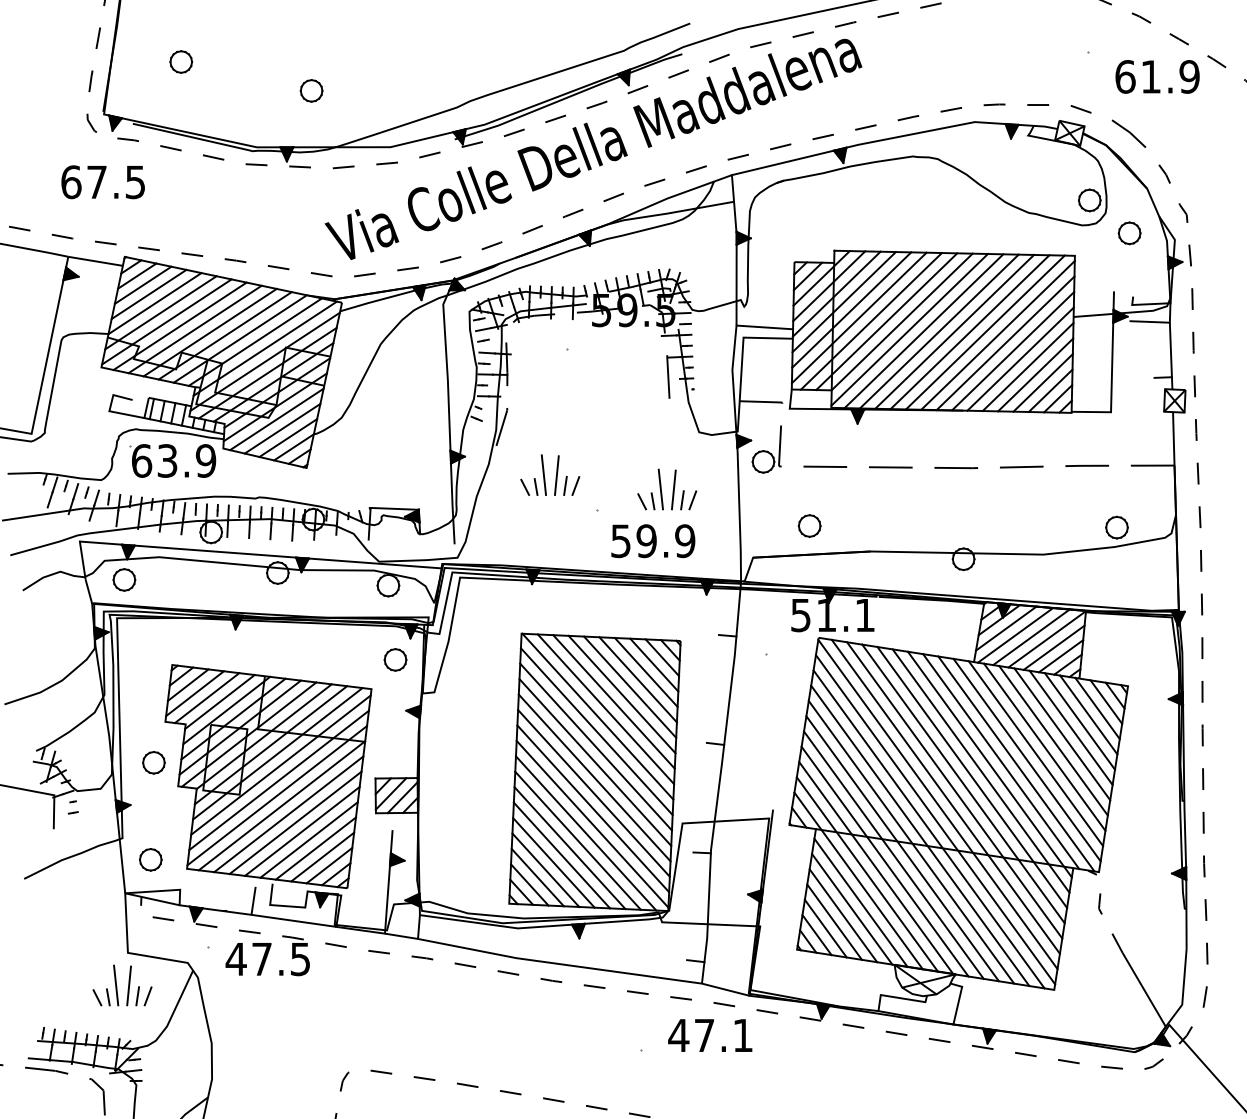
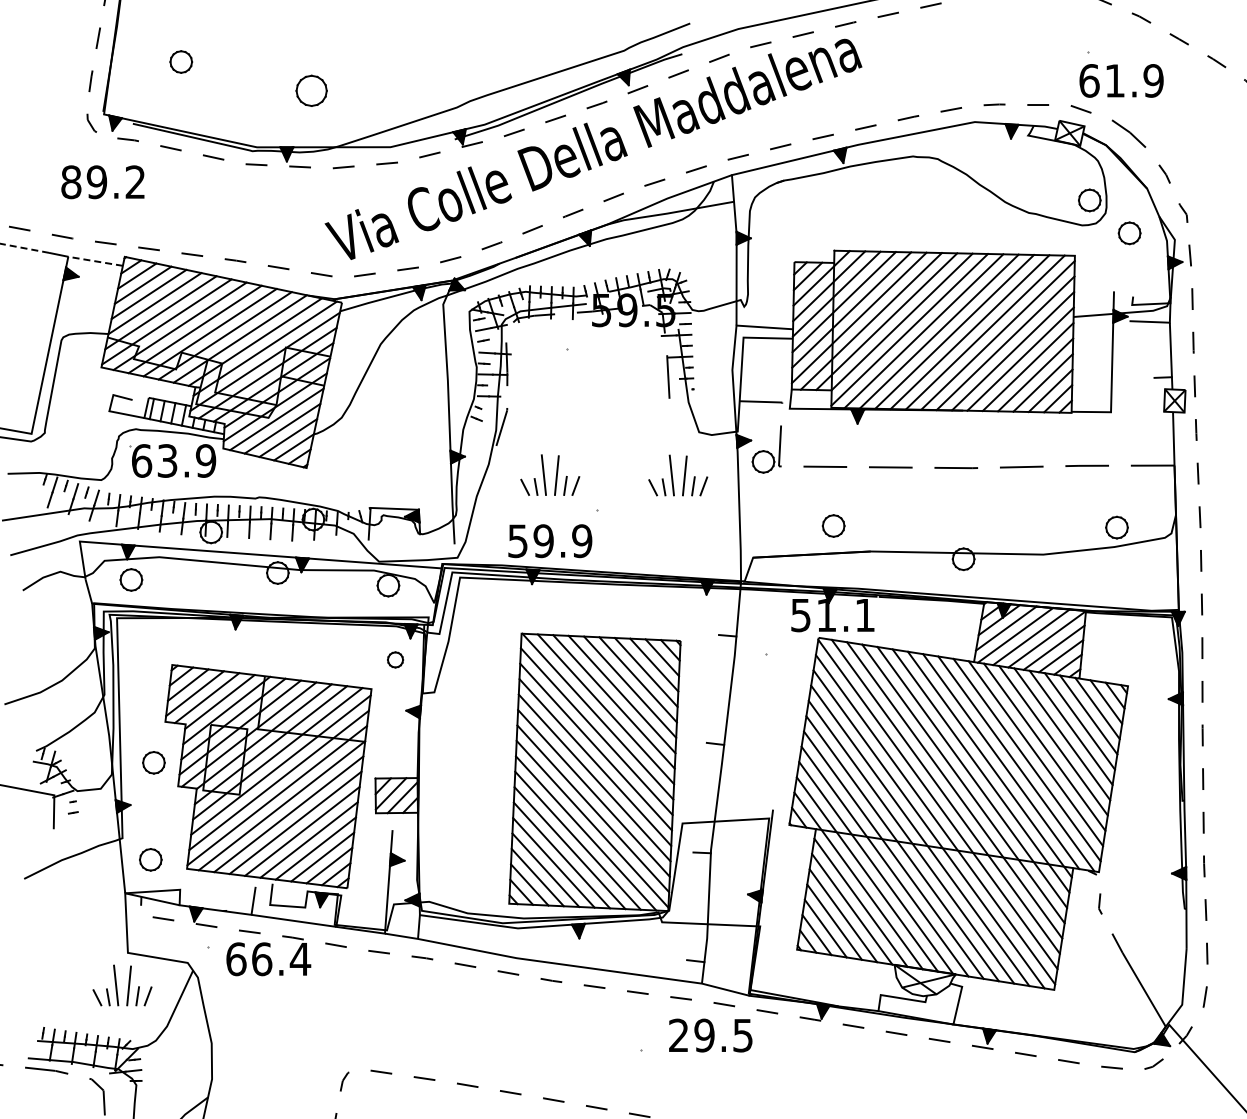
text position: (1157, 76) -> (1121, 80) (1121, 80)
part size: 25x24 px -> 33x33 px (311, 90)
text: 67.5 -> 89.2 (102, 182)
line: solid -> dashed (24, 248)
line: solid -> dashed (95, 261)
part position: (667, 489) -> (678, 475) (678, 475)
part position: (809, 525) -> (833, 525) (833, 525)
text position: (653, 541) -> (550, 541) (550, 541)
part position: (124, 579) -> (131, 579) (131, 579)
part size: 25x24 px -> 18x18 px (395, 659)
text: 47.5 -> 66.4 (268, 959)
text: 47.1 -> 29.5 (710, 1035)
